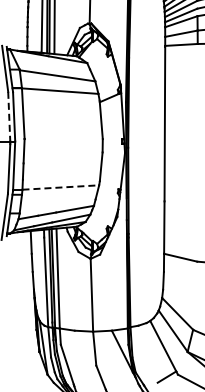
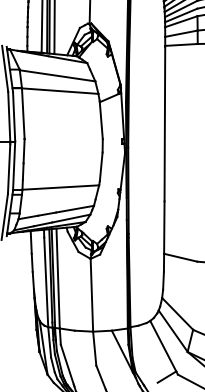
line: dashed -> solid (9, 116)
line: dashed -> solid (61, 187)
